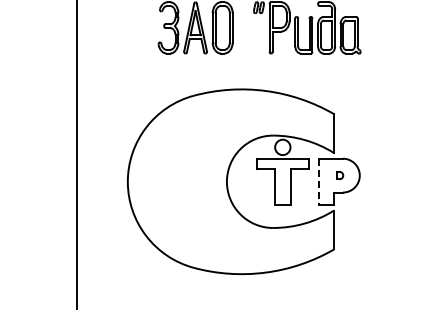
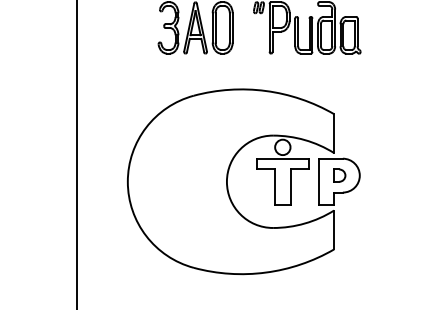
part size: 9x10 px -> 14x15 px (339, 175)
line: dashed -> solid (318, 182)
